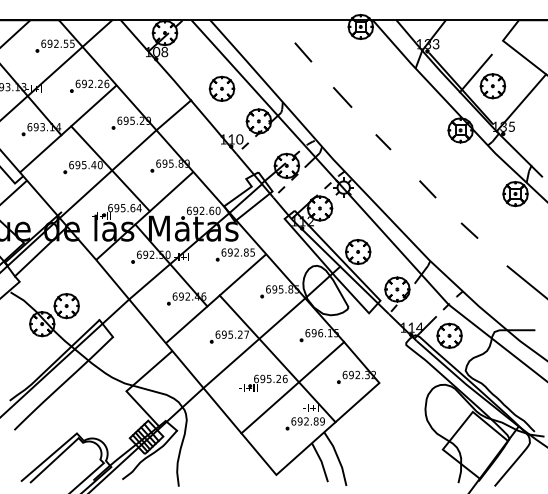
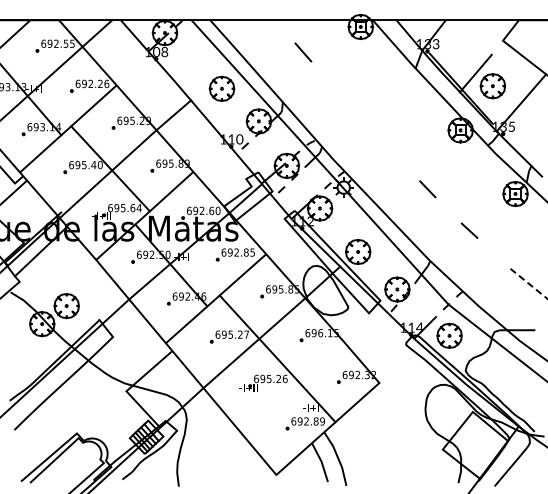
line: present -> none (342, 97)
line: present -> none (383, 142)
line: solid -> dashed (527, 282)
line: present -> none (292, 387)
